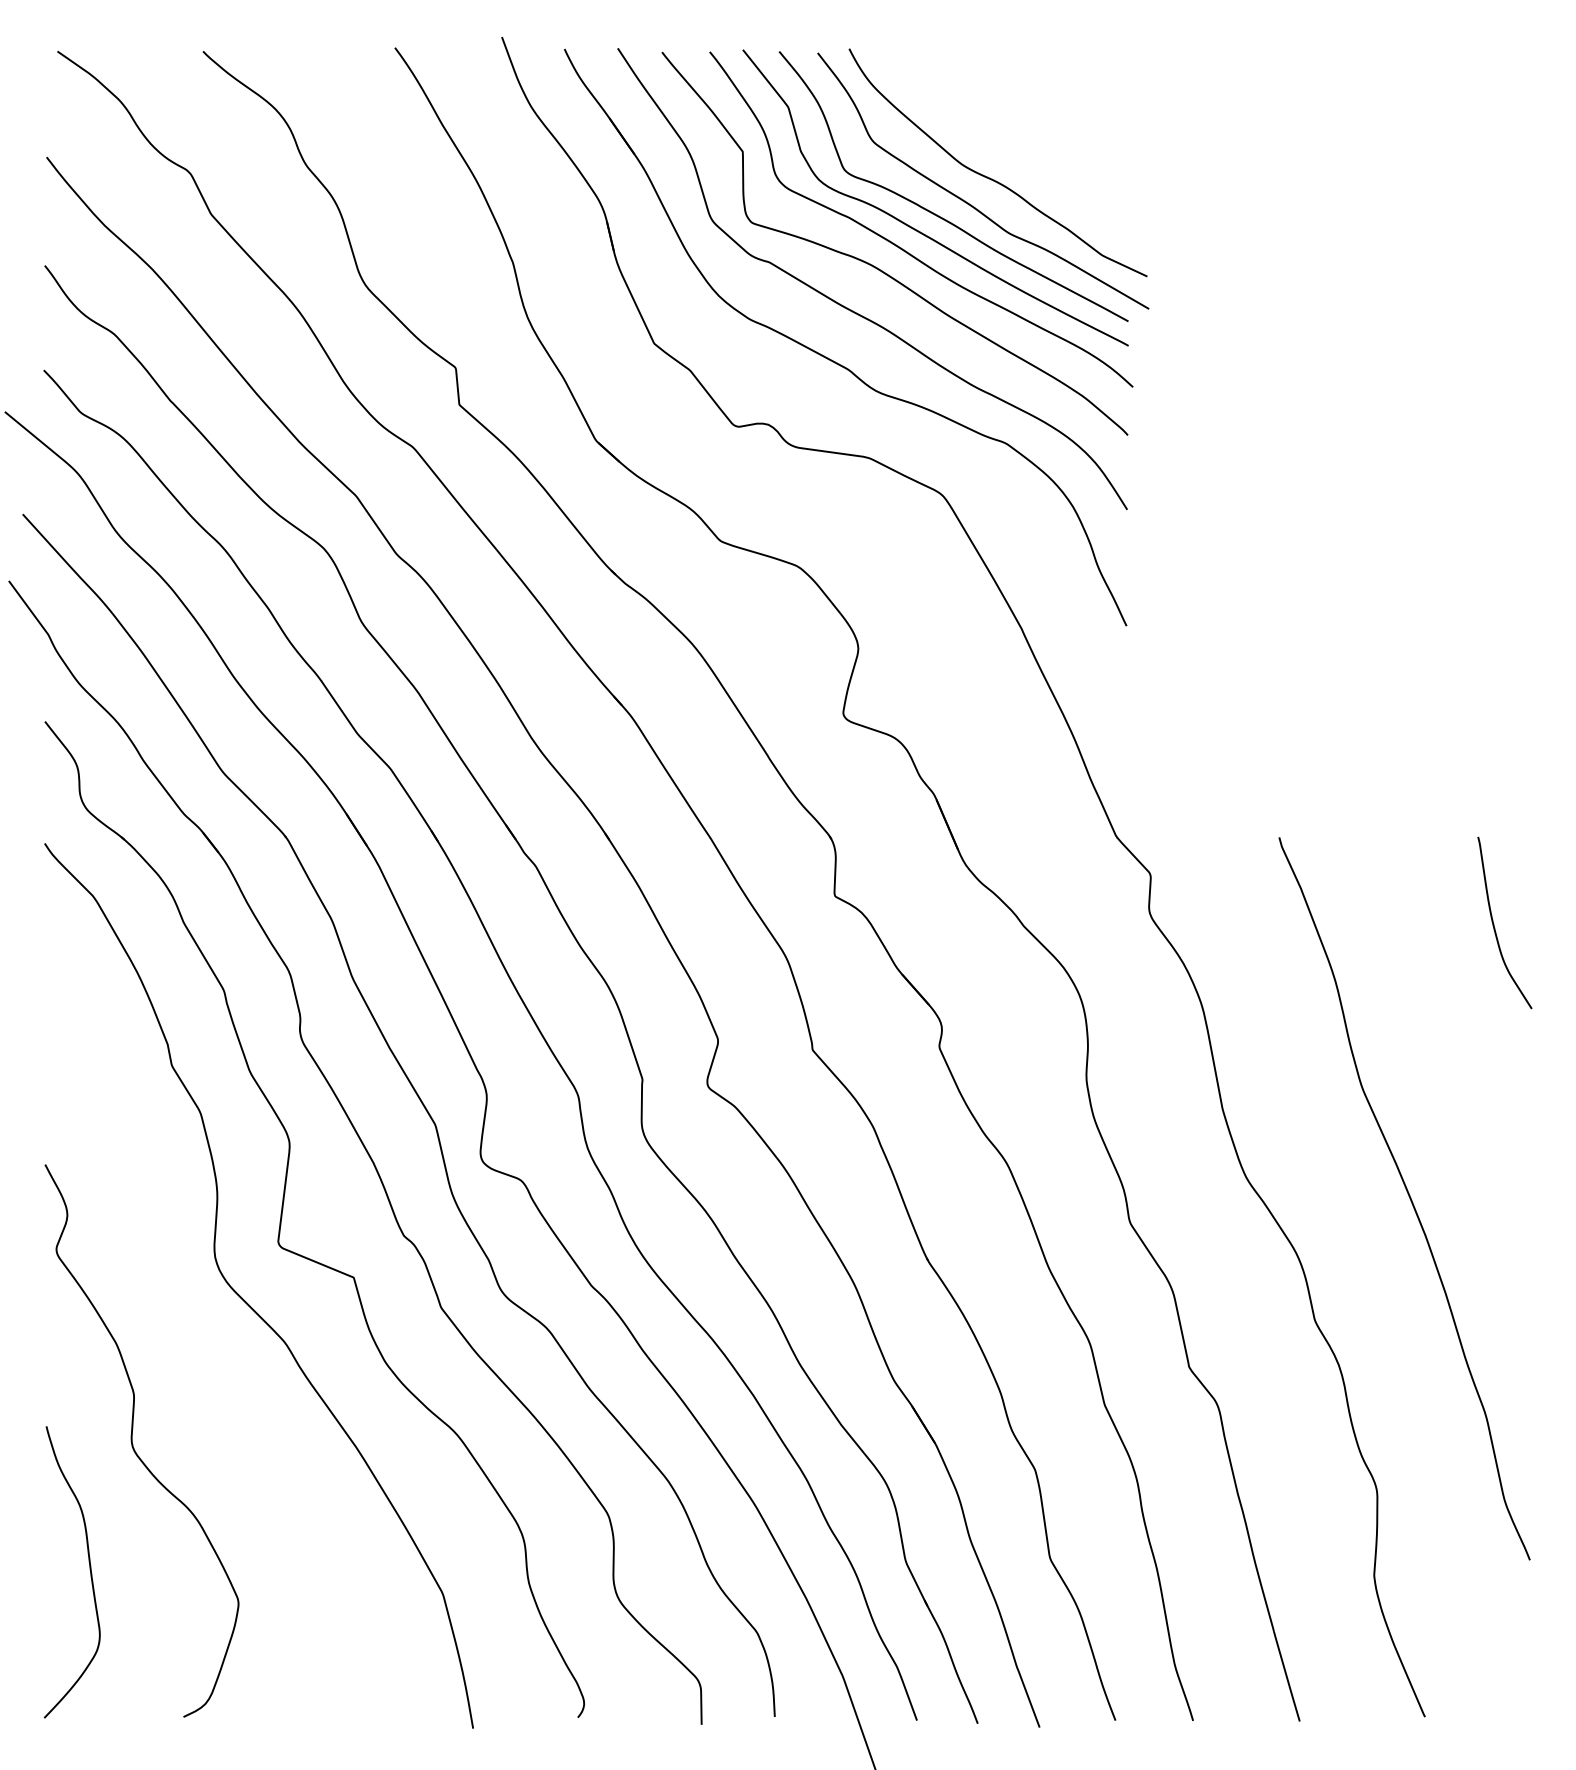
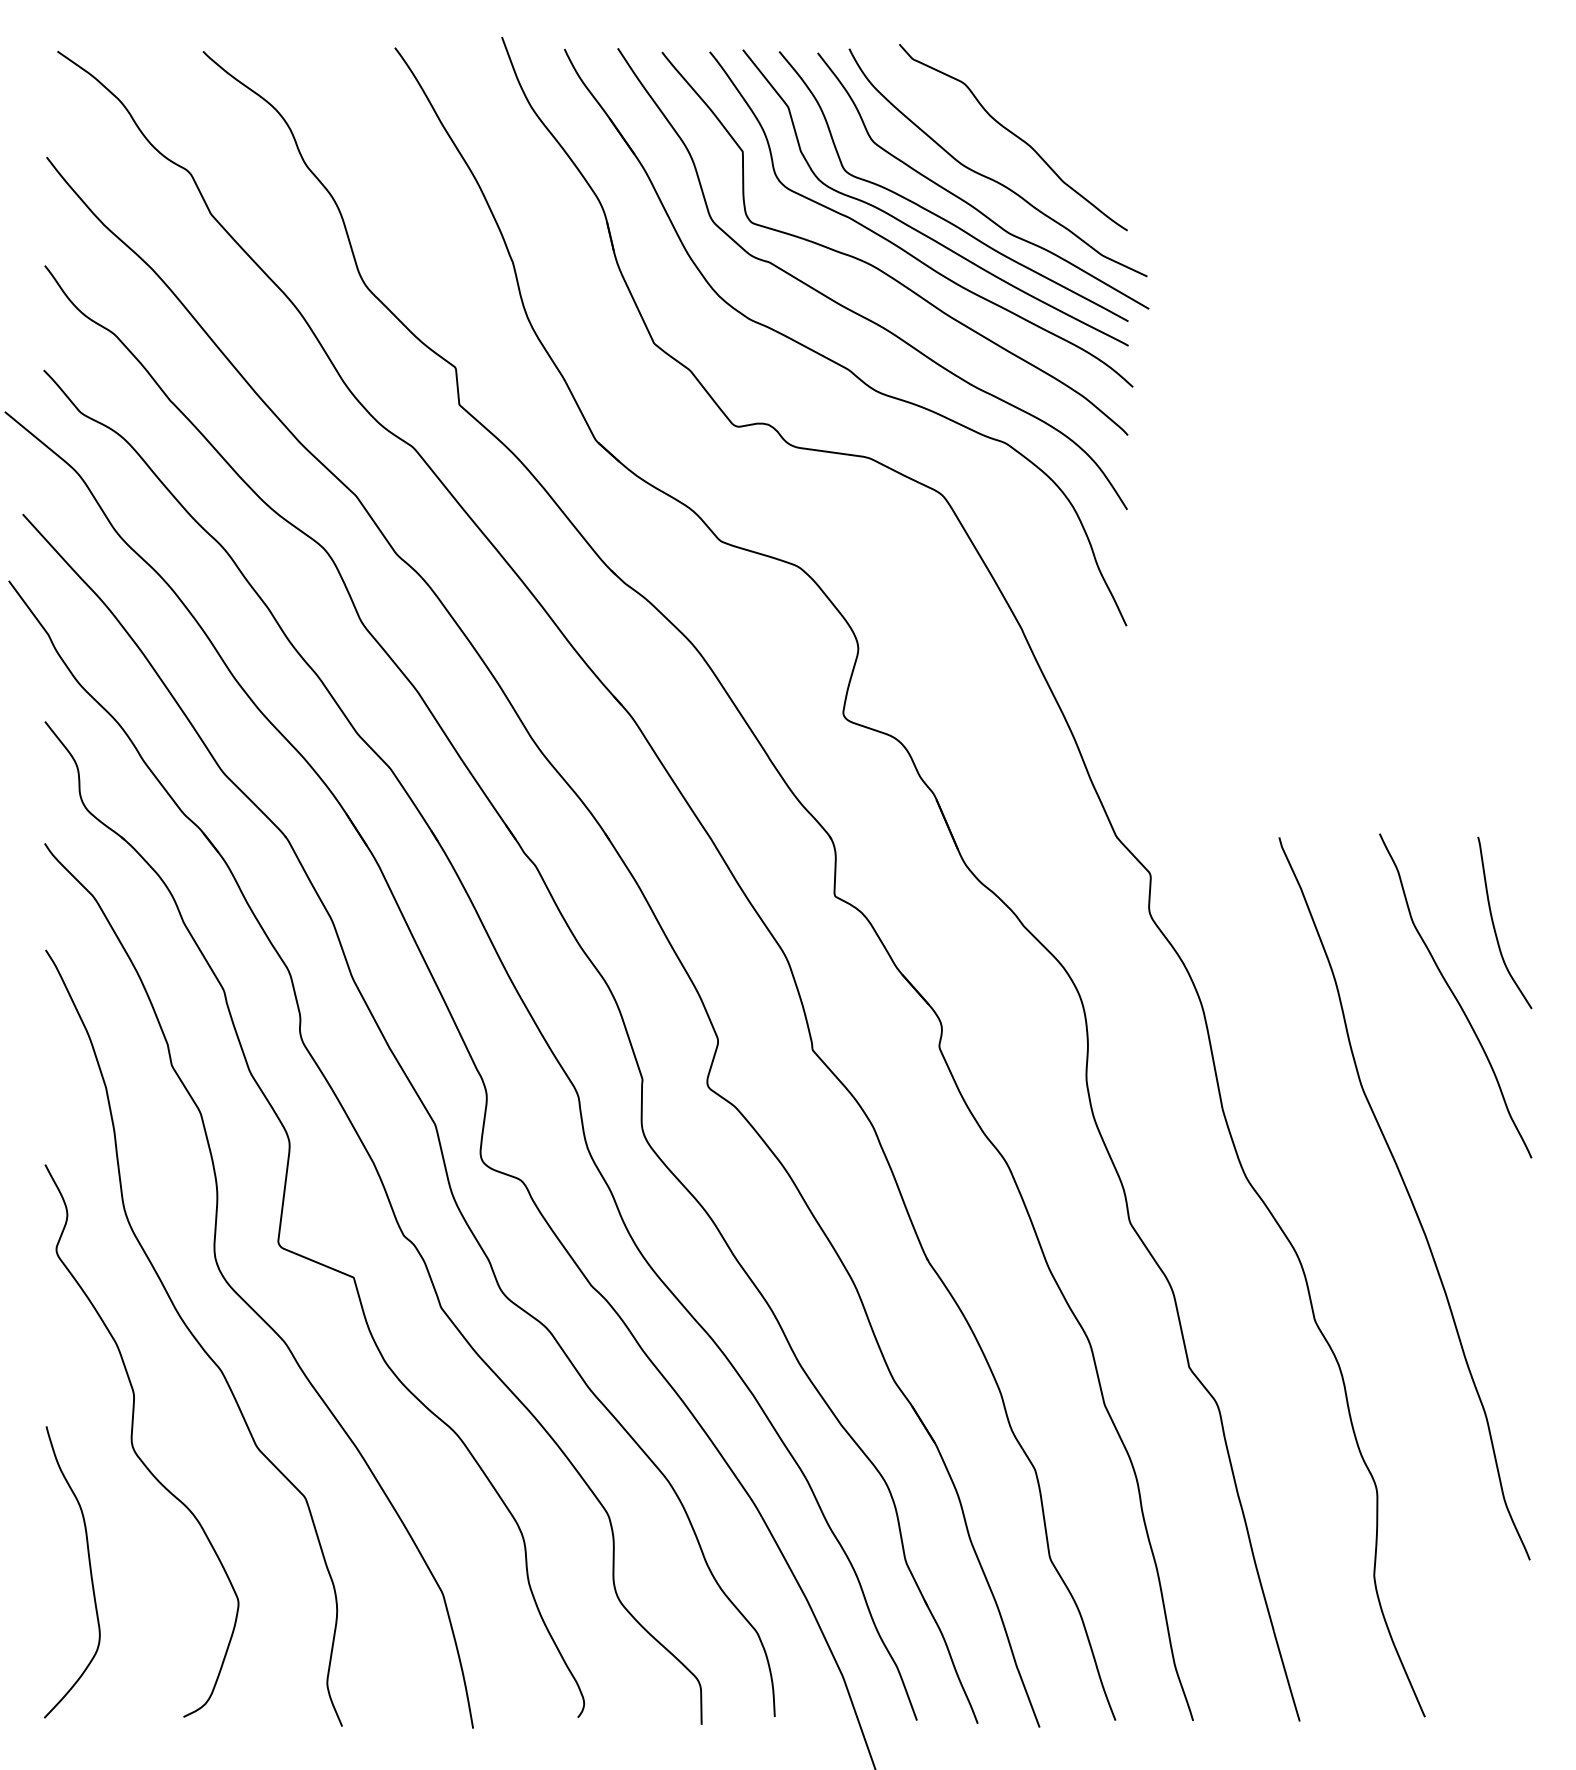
curve: none -> present (1013, 135)
curve: none -> present (1455, 995)
curve: none -> present (193, 1337)
